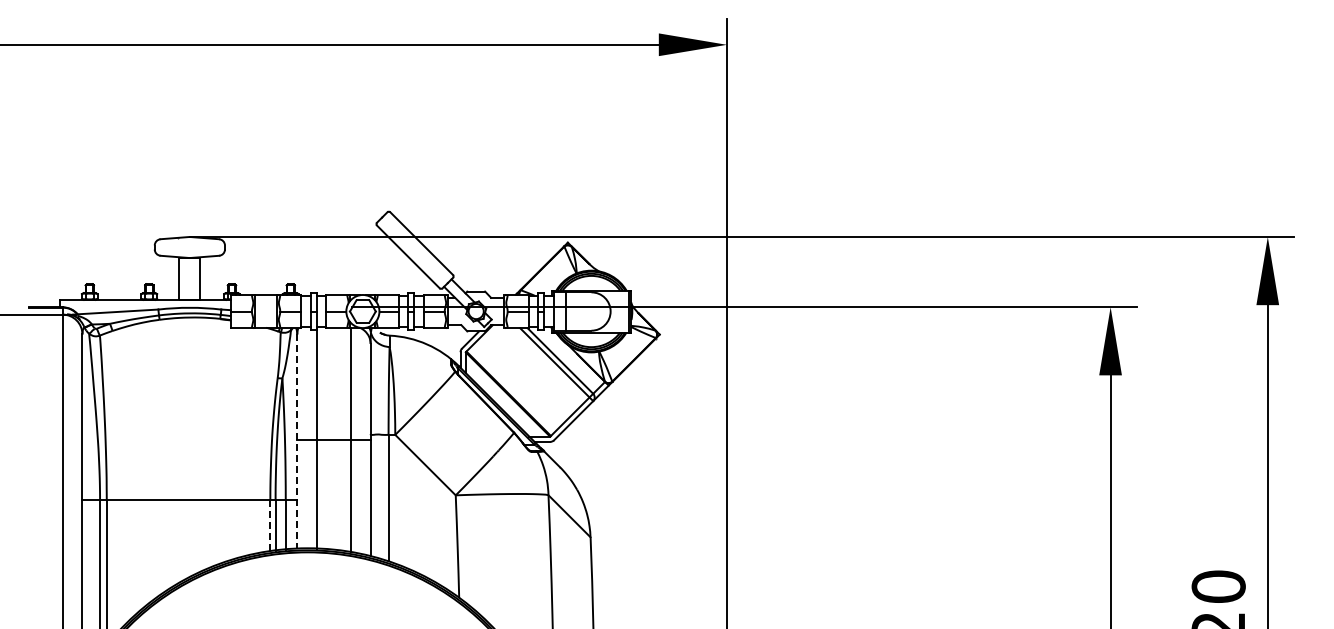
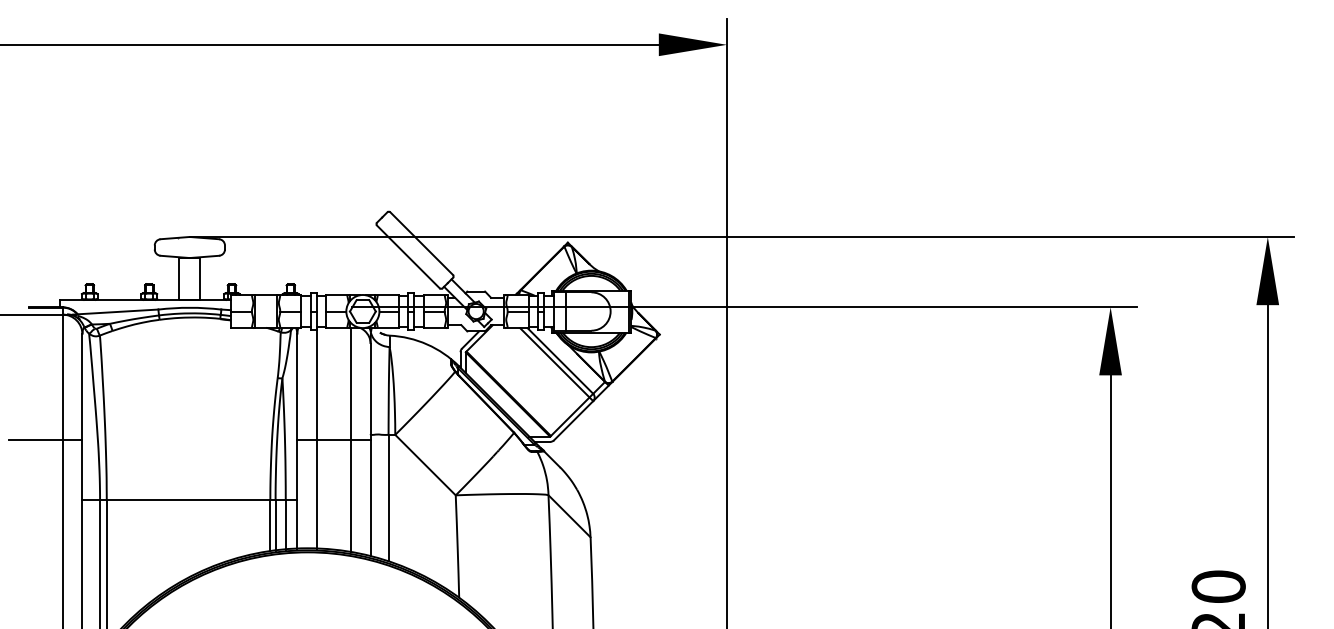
line: none -> present (45, 440)
line: dashed -> solid (297, 442)
line: dashed -> solid (270, 525)
